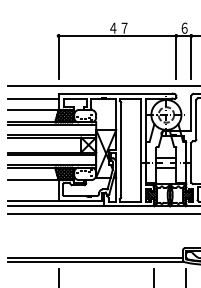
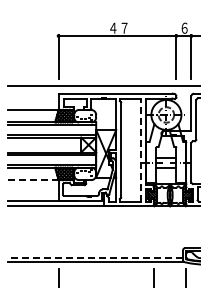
line: present -> none (32, 99)
line: solid -> dashed (141, 150)
line: solid -> dashed (32, 180)
line: present -> none (102, 214)
line: solid -> dashed (95, 257)
